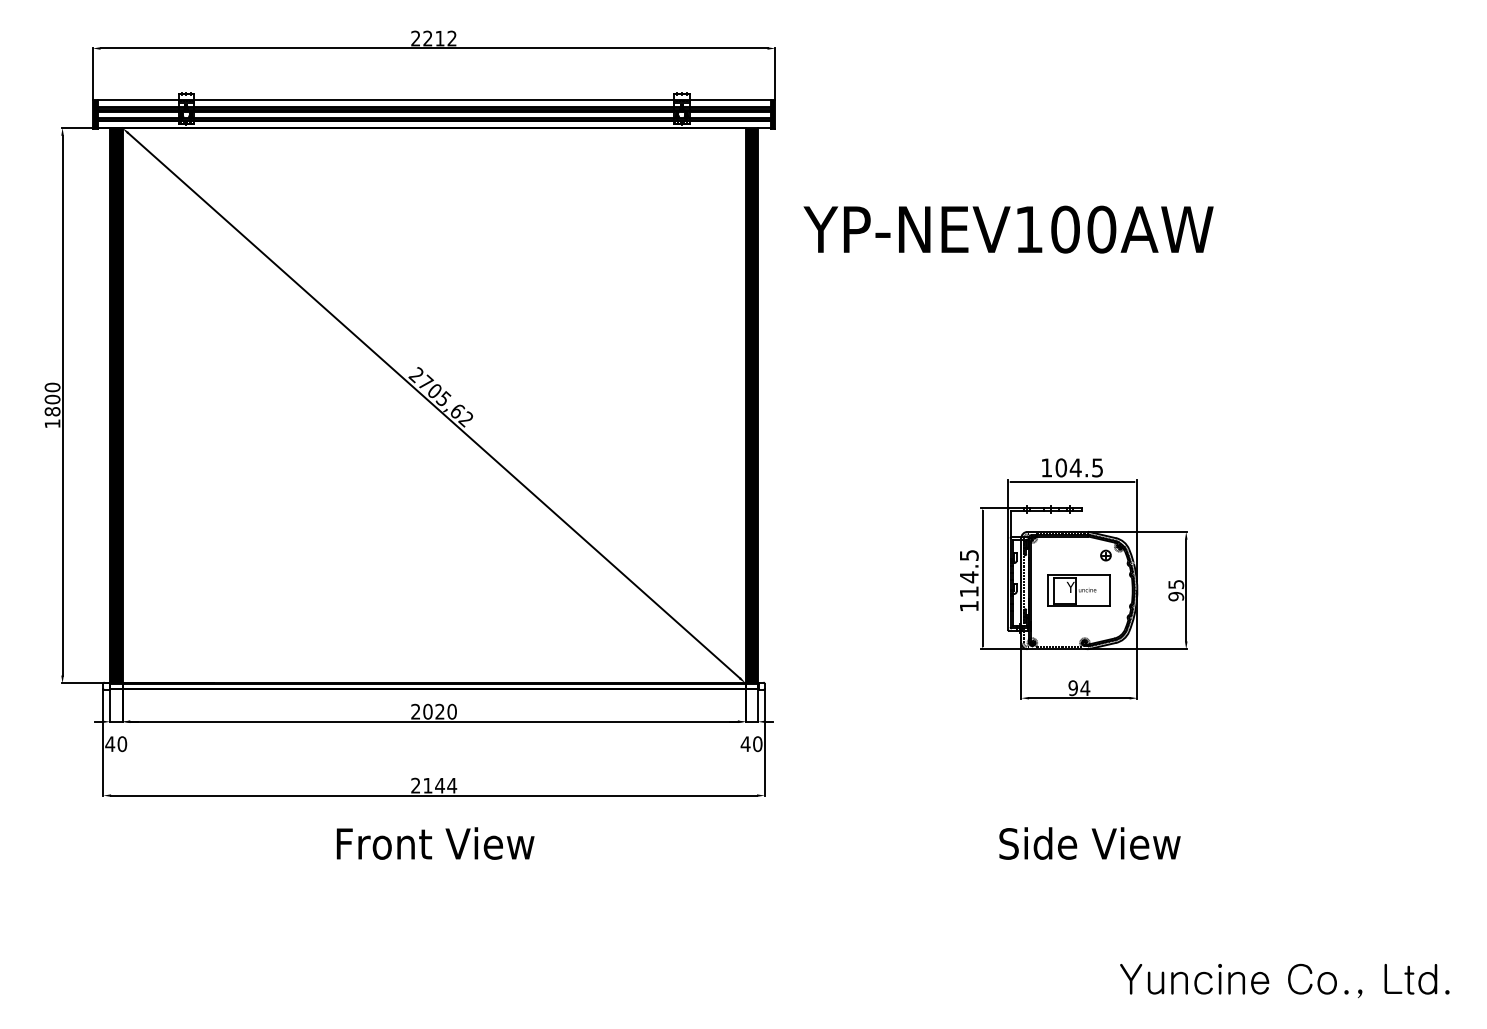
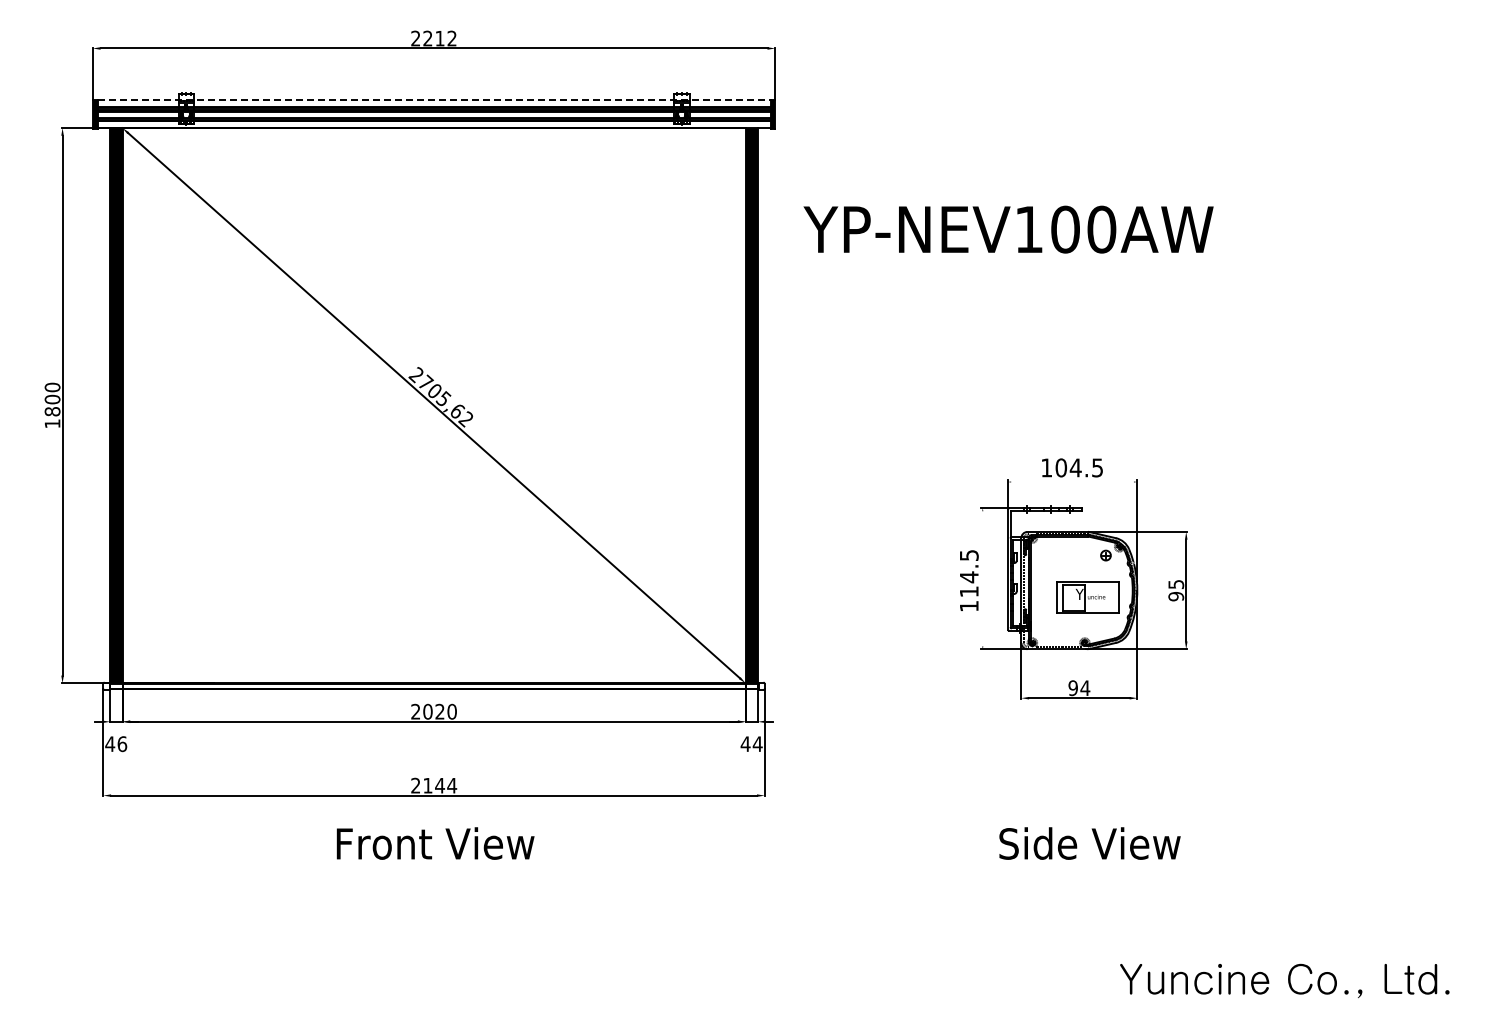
line: solid -> dashed (434, 100)
line: present -> none (1072, 482)
line: present -> none (982, 578)
part position: (1078, 590) -> (1087, 597) (1087, 597)
text: 40 -> 46 (122, 743)
text: 40 -> 44 (757, 744)
